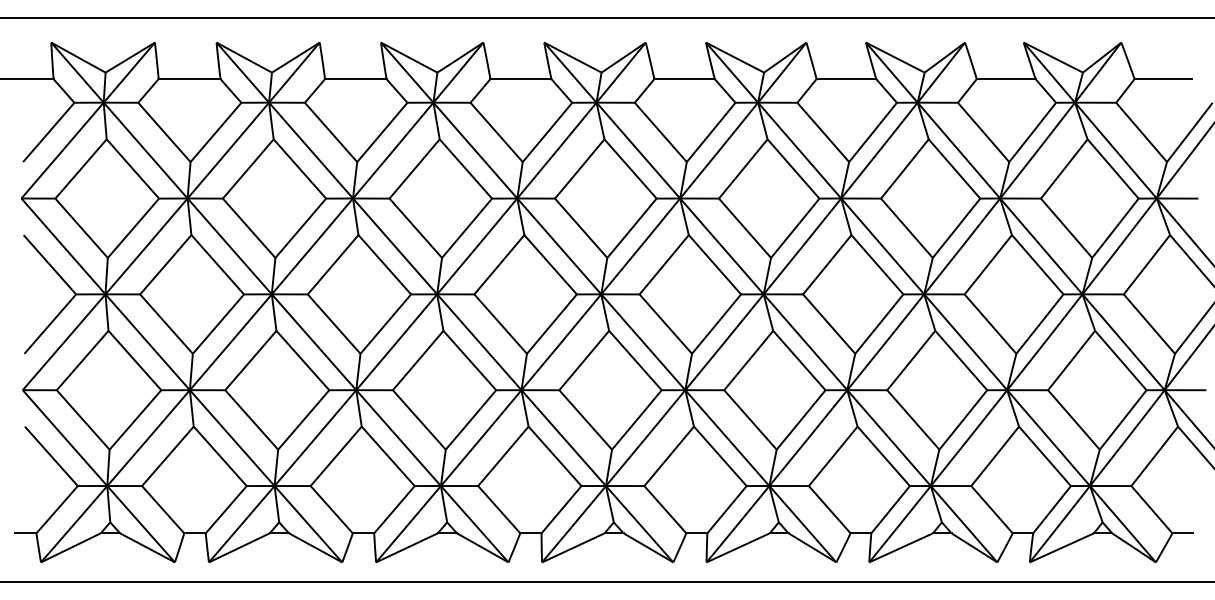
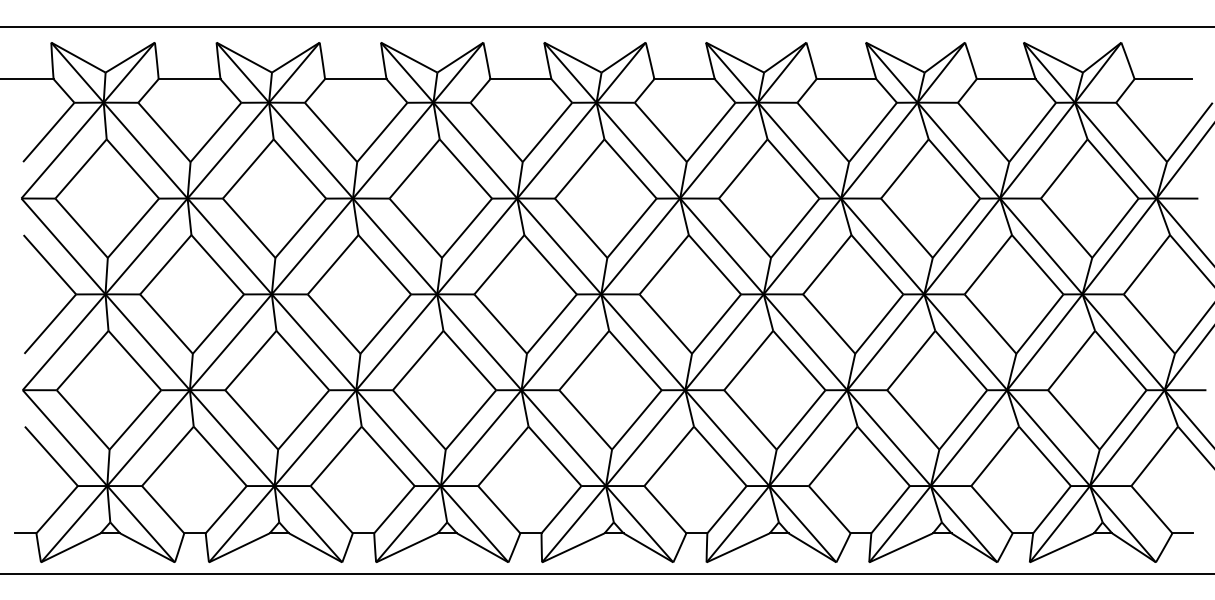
line position: (606, 18) -> (606, 27) (606, 27)
line position: (606, 581) -> (606, 573) (606, 573)
